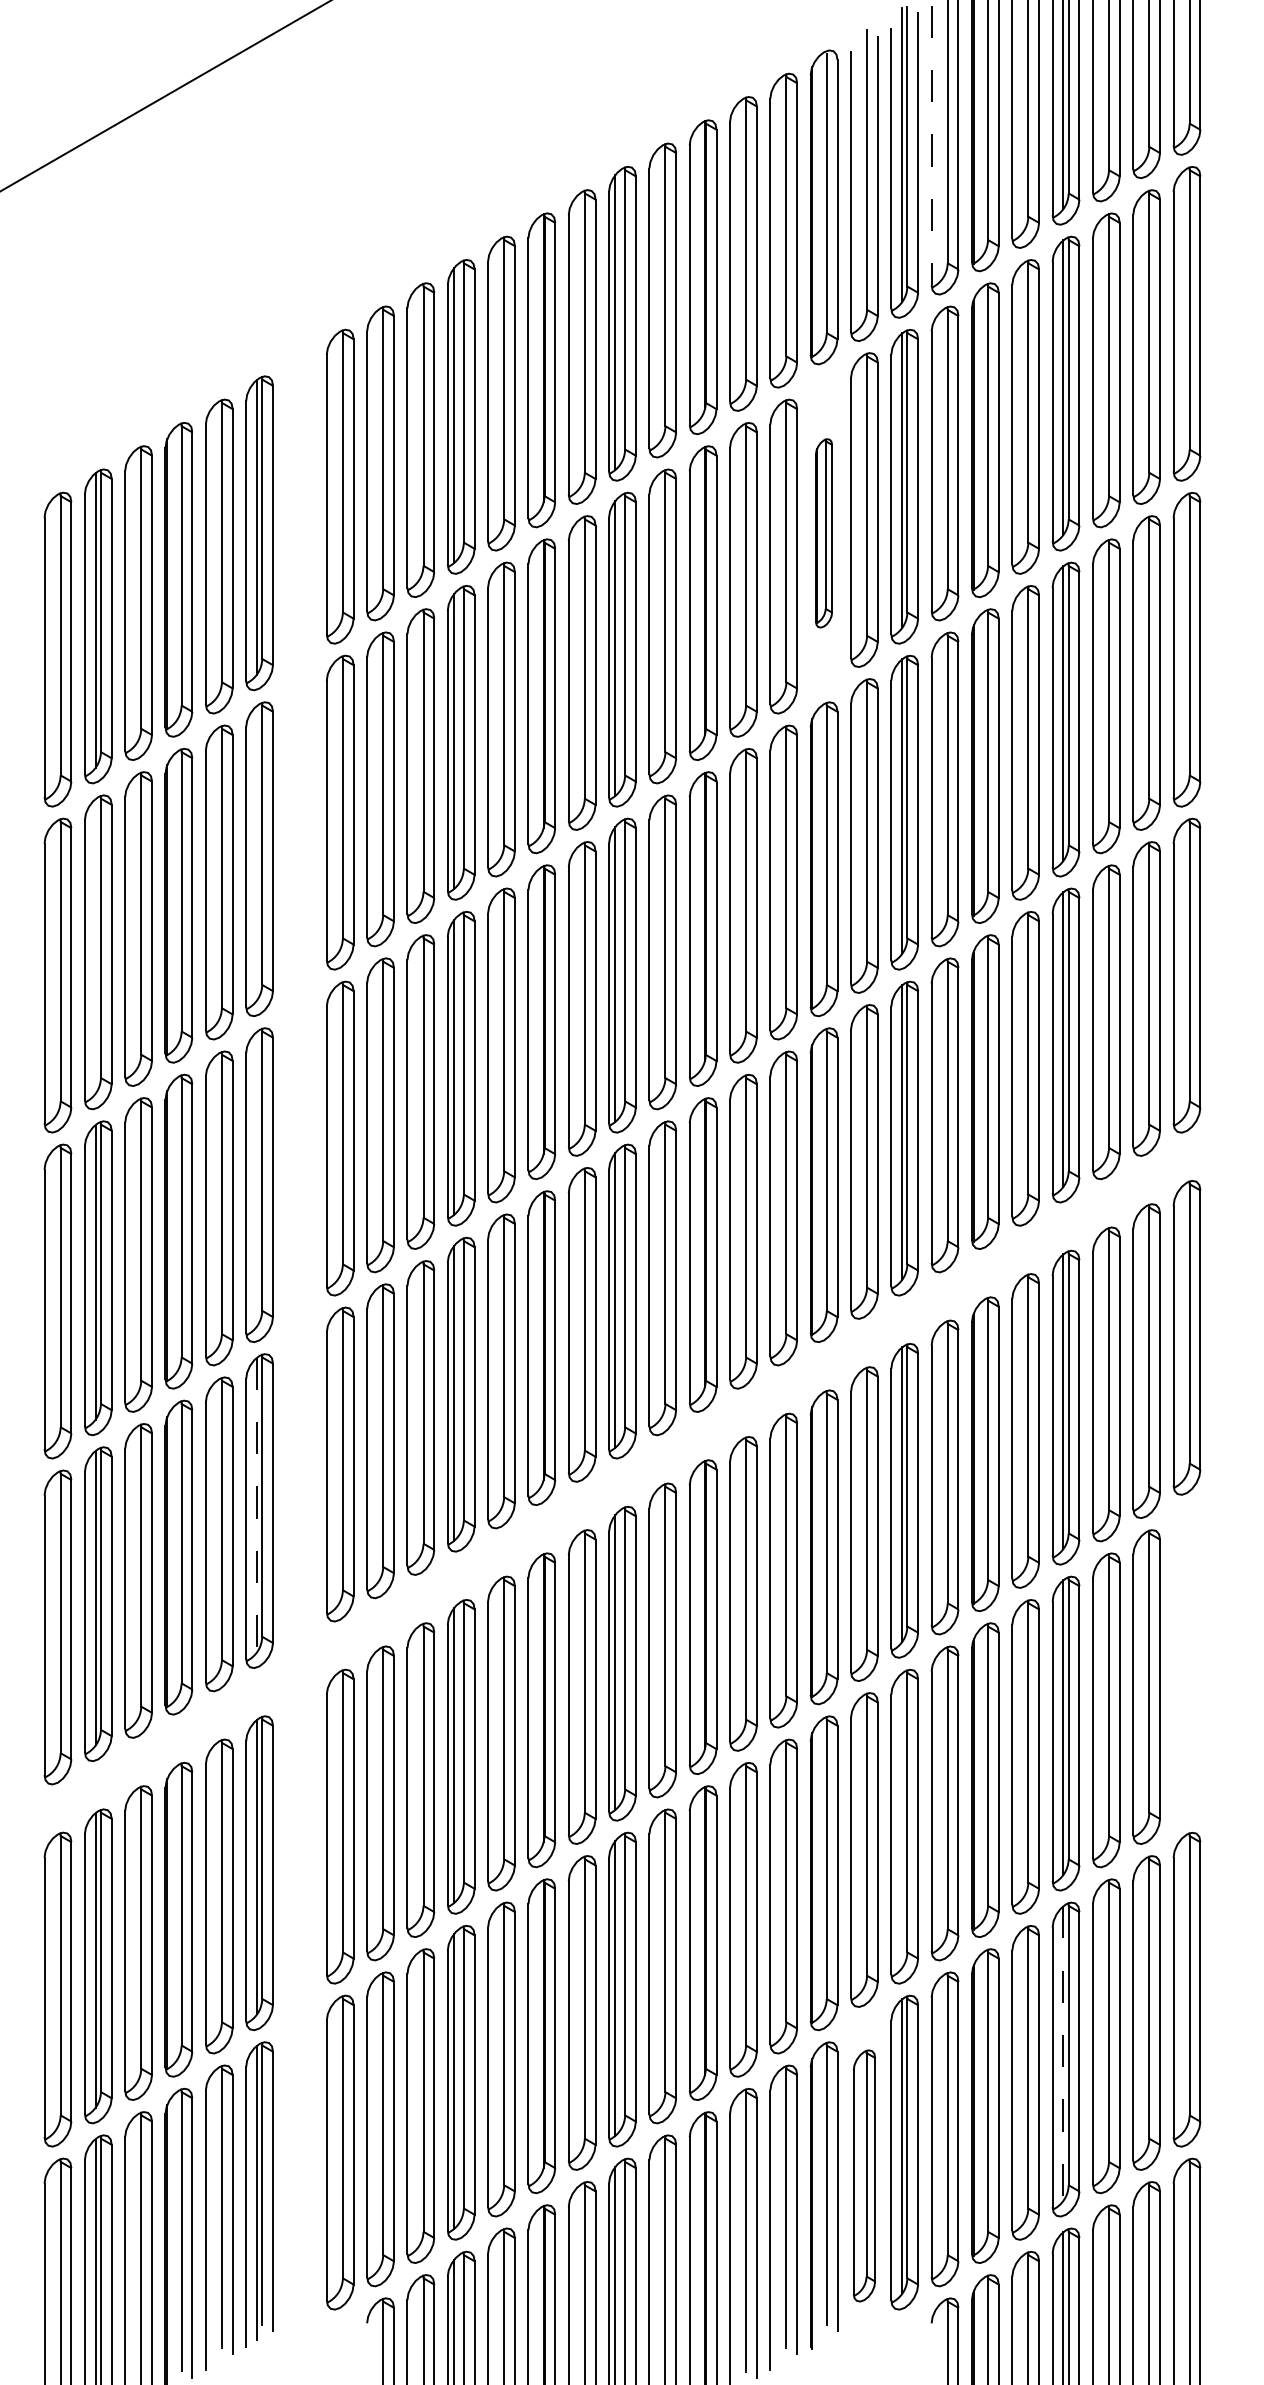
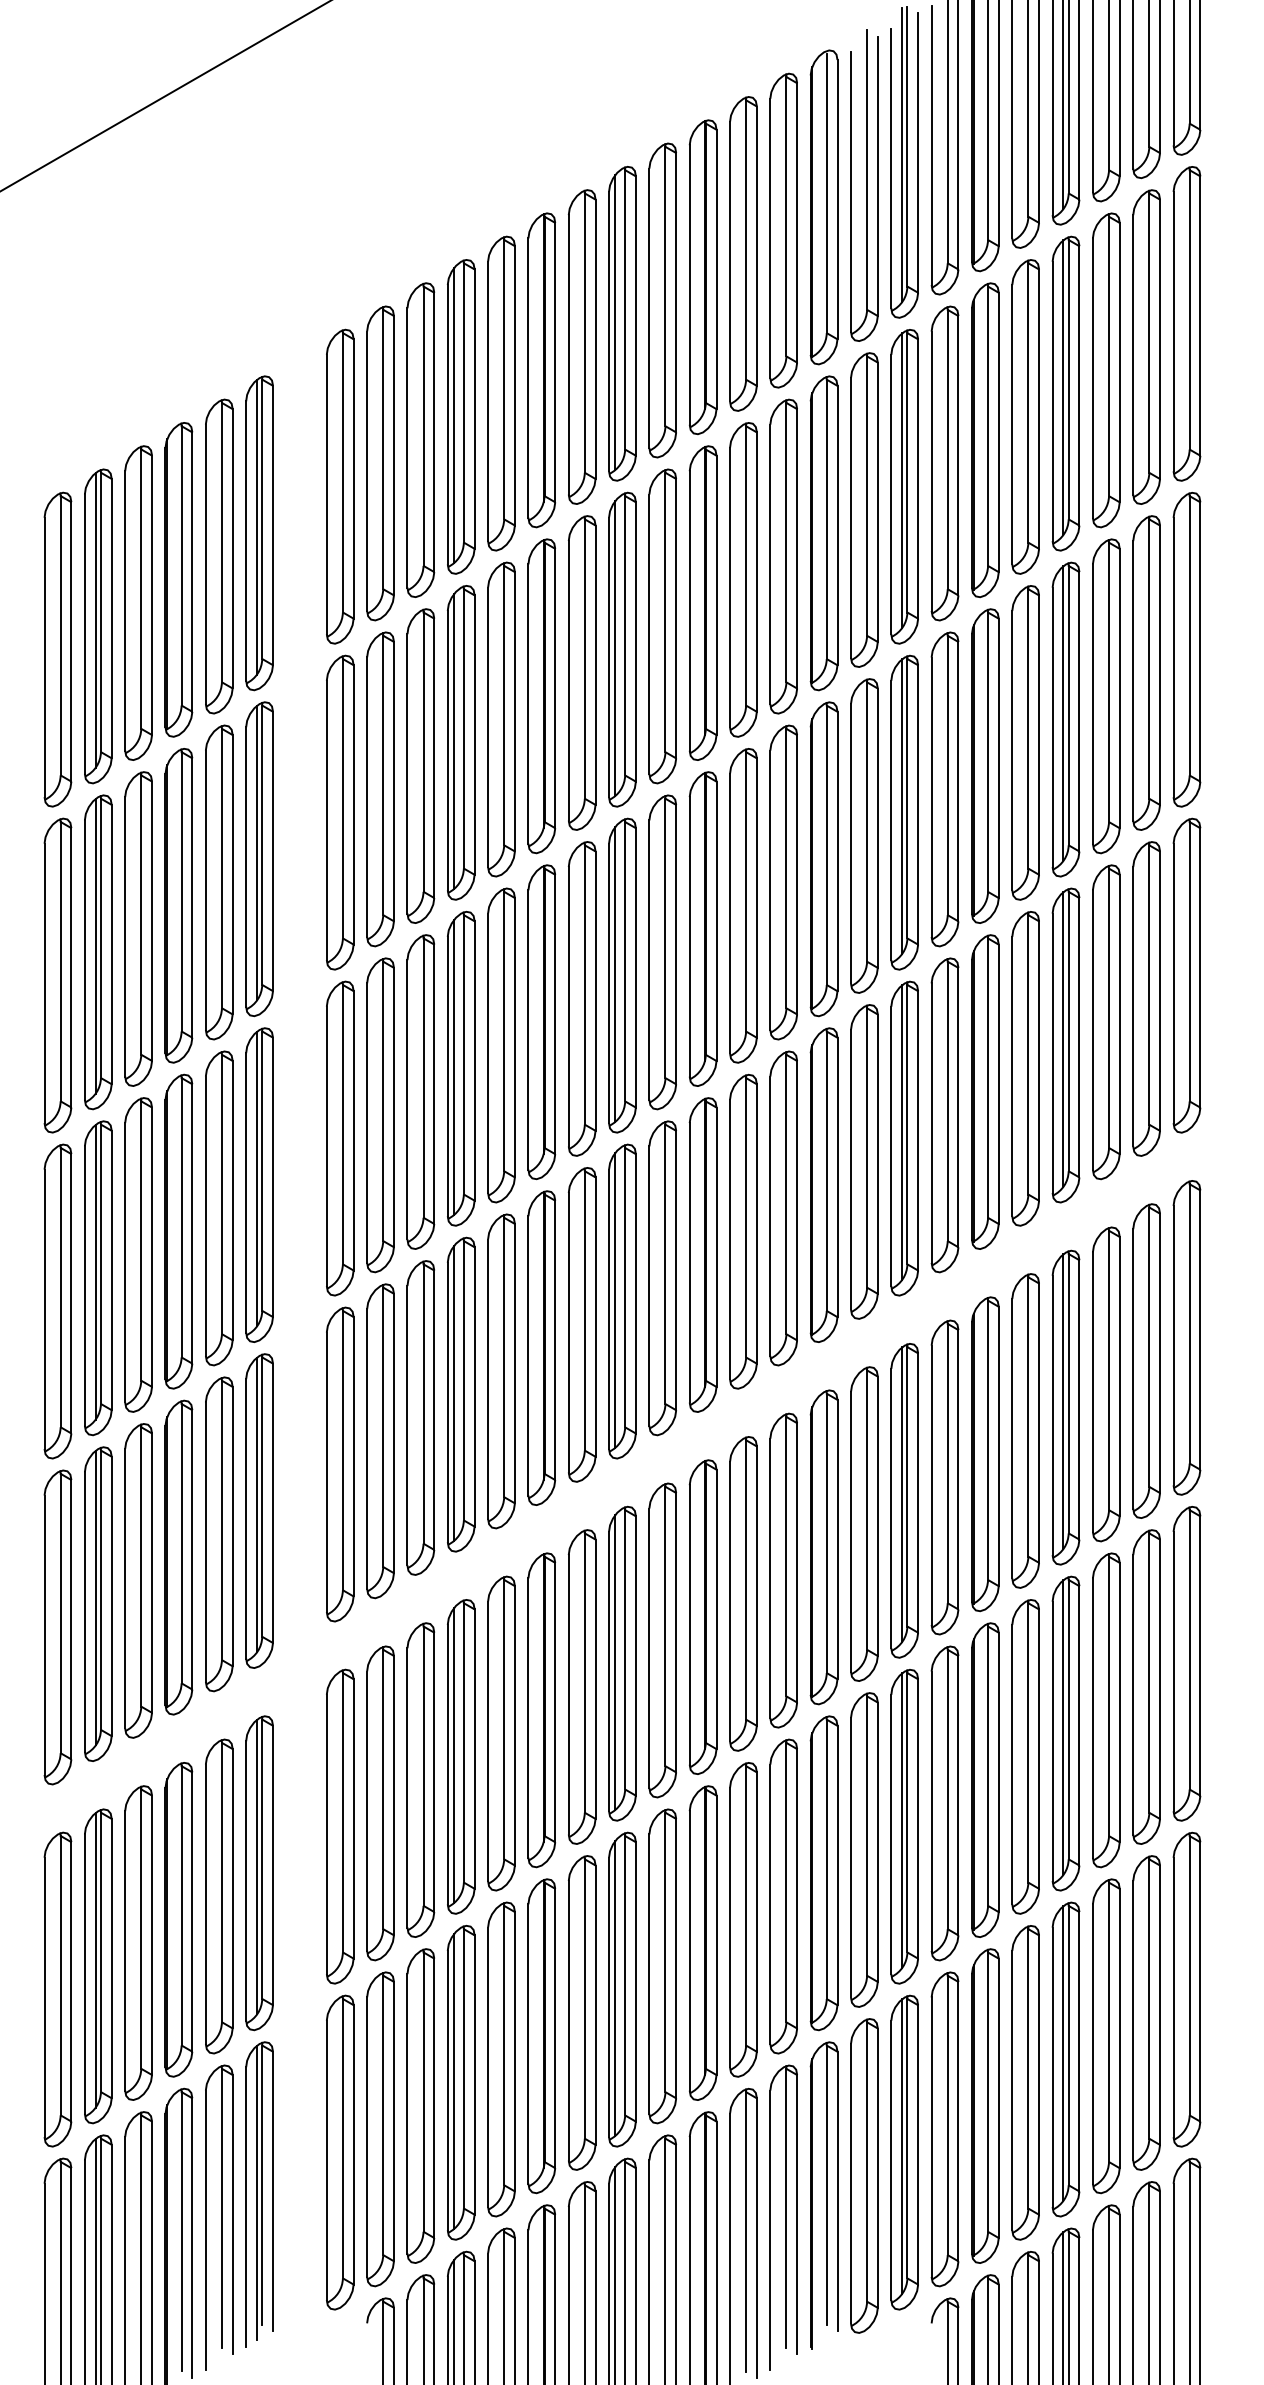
line: dashed -> solid (931, 145)
part size: 18x191 px -> 30x317 px (823, 533)
line: none -> present (256, 852)
line: none -> present (95, 945)
line: none -> present (256, 1178)
line: dashed -> solid (256, 1505)
part: none -> present (1186, 1663)
line: none -> present (902, 1820)
line: dashed -> solid (1063, 2054)
part size: 24x254 px -> 29x316 px (864, 2175)
